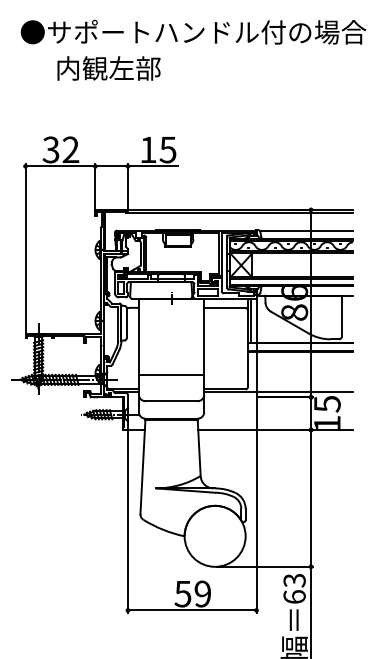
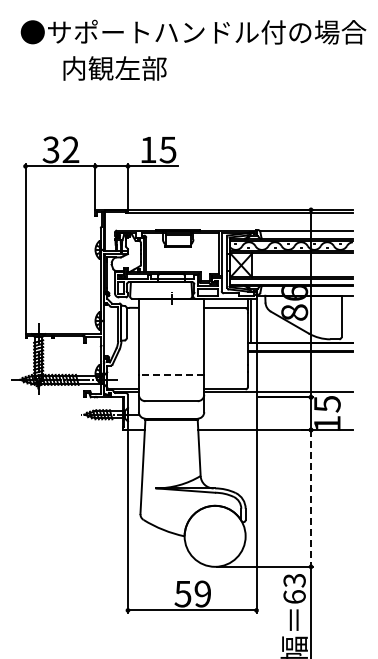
text position: (108, 68) -> (114, 68) (114, 68)
line: solid -> dashed (171, 375)
line: solid -> dashed (311, 498)
